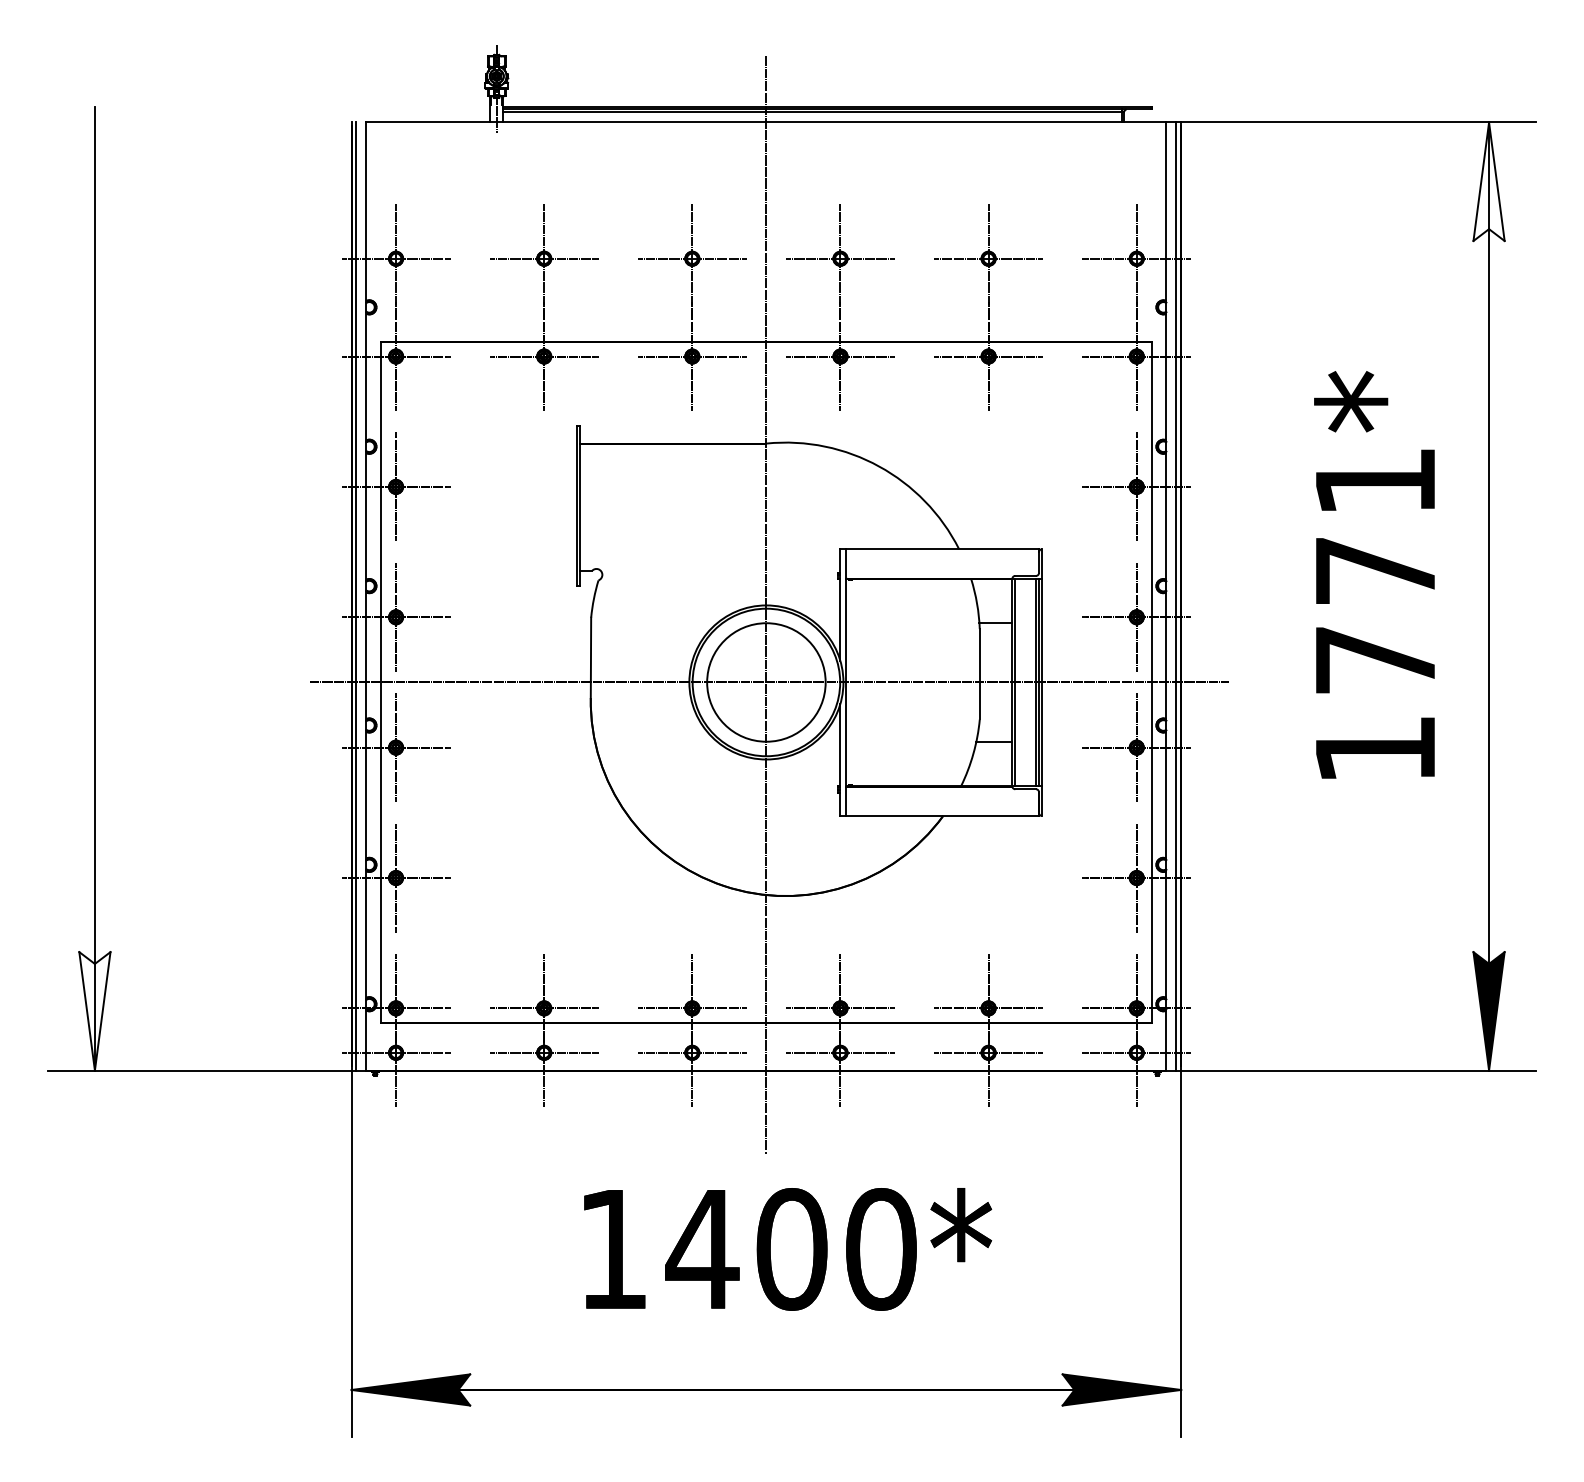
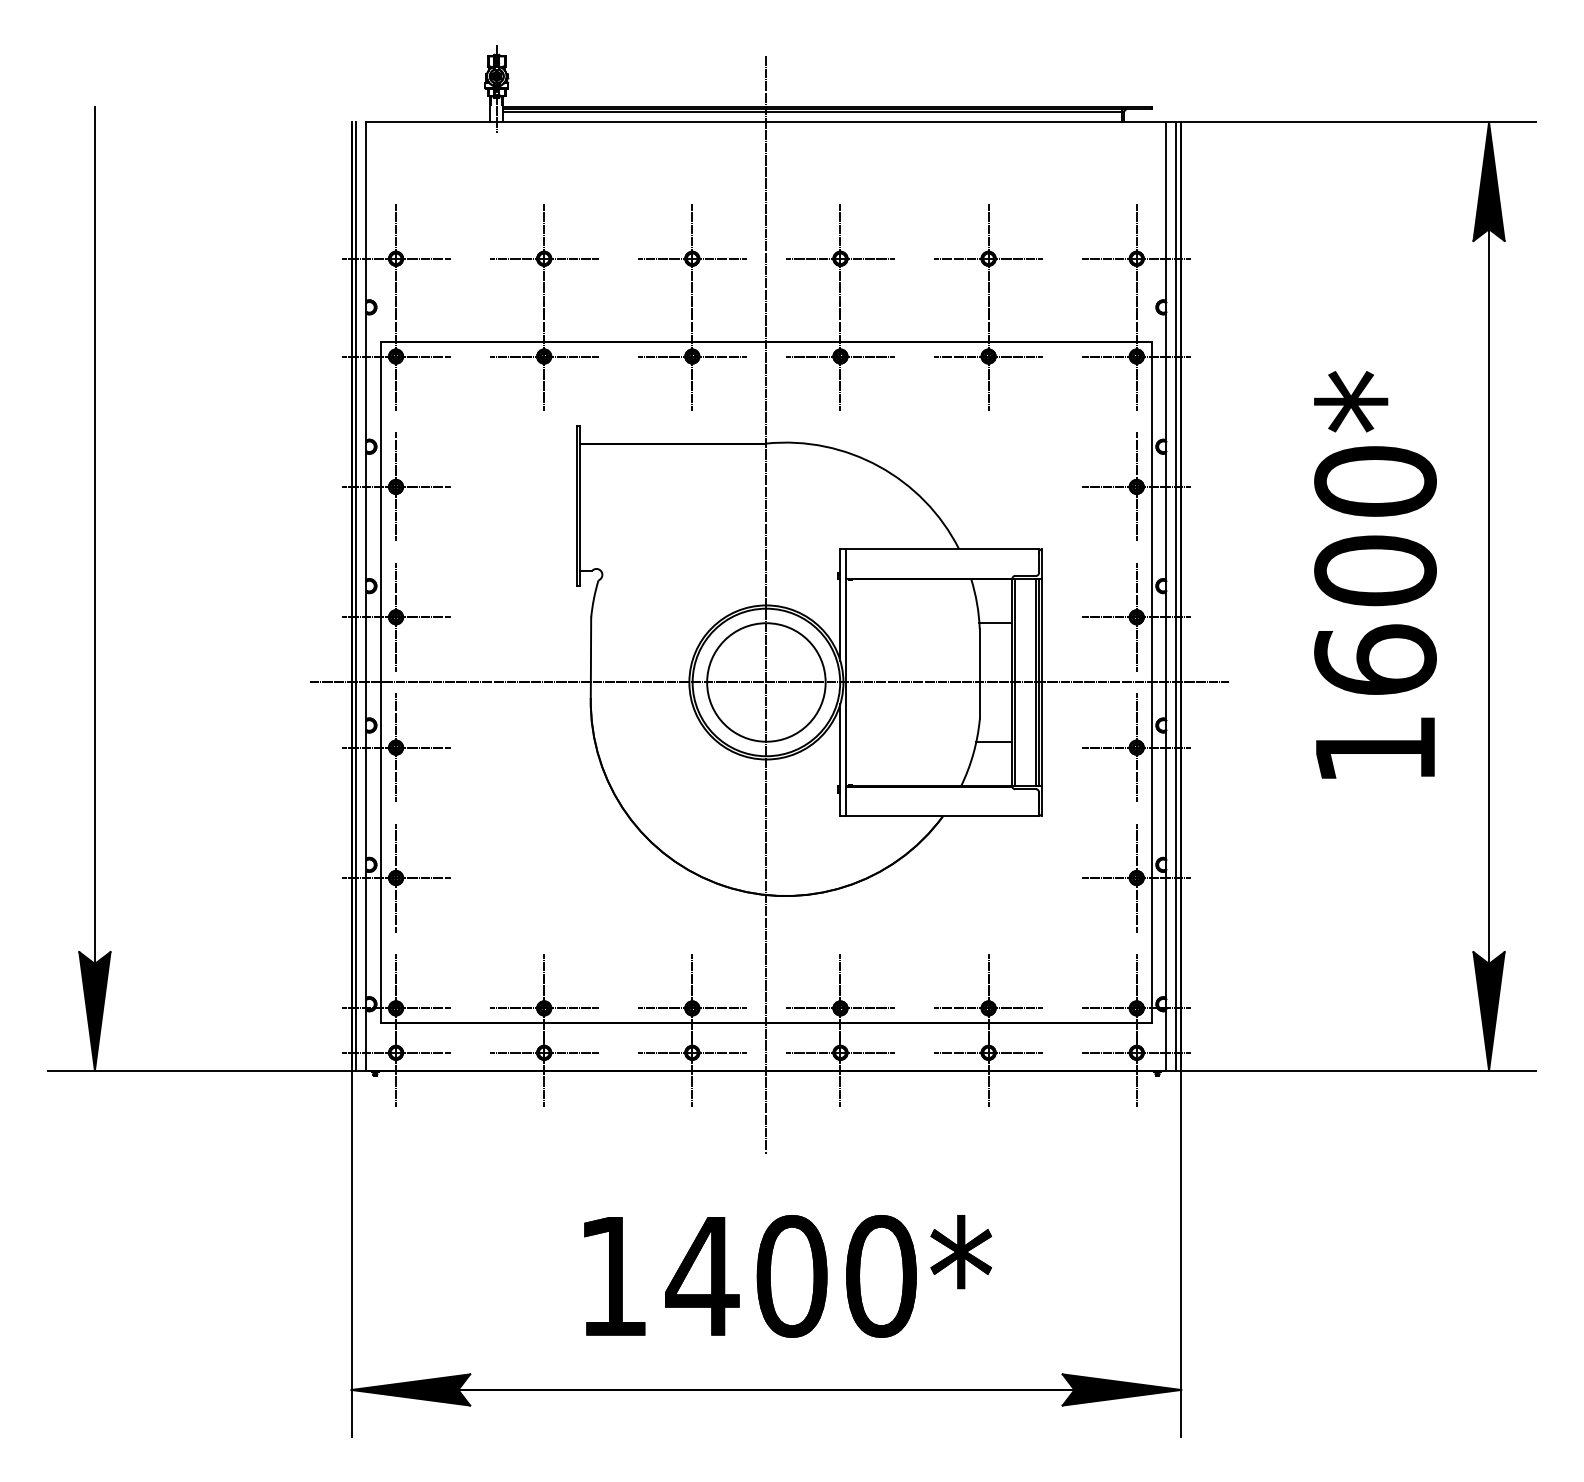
fill: none -> present (1488, 181)
text: 1771* -> 1600* (1375, 570)
fill: none -> present (94, 1011)
text position: (788, 1249) -> (788, 1276) (788, 1276)
